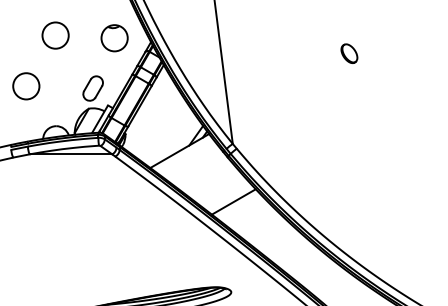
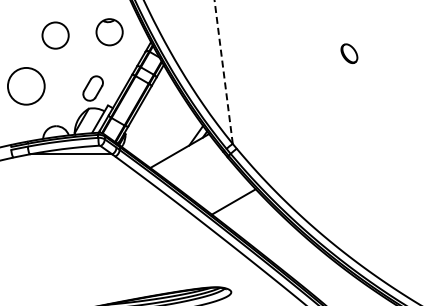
part position: (114, 38) -> (109, 32) (109, 32)
line: solid -> dashed (223, 71)
circle diameter: 26 px -> 37 px (25, 85)
